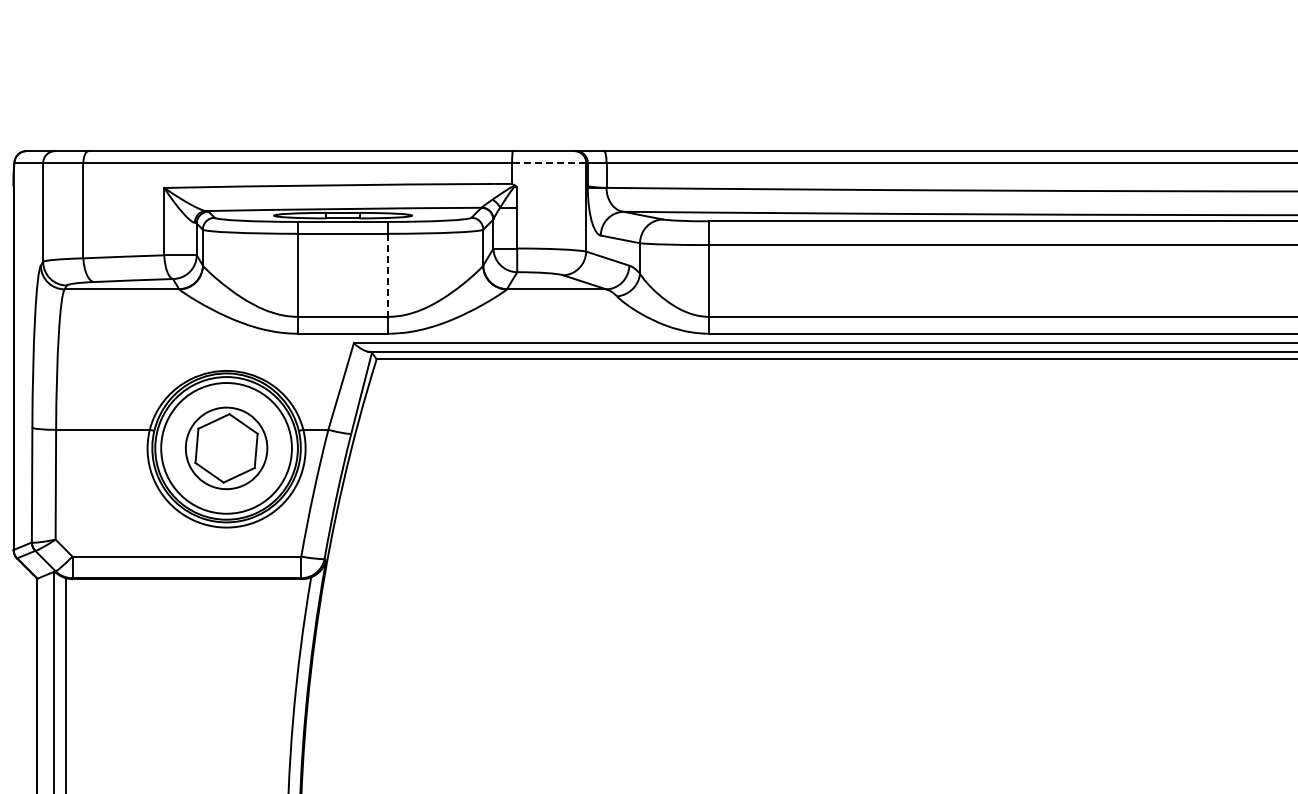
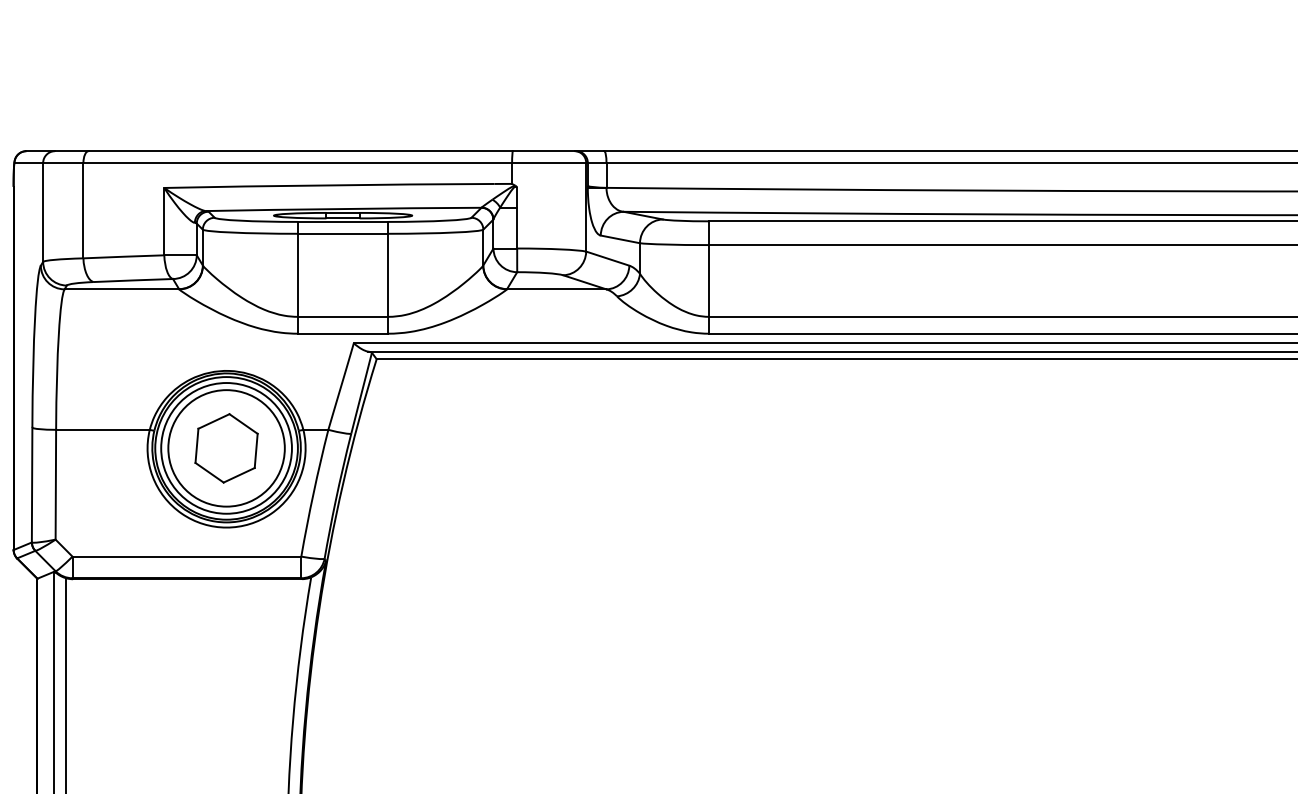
line: dashed -> solid (548, 163)
line: dashed -> solid (388, 275)
circle diameter: 82 px -> 117 px (226, 448)
